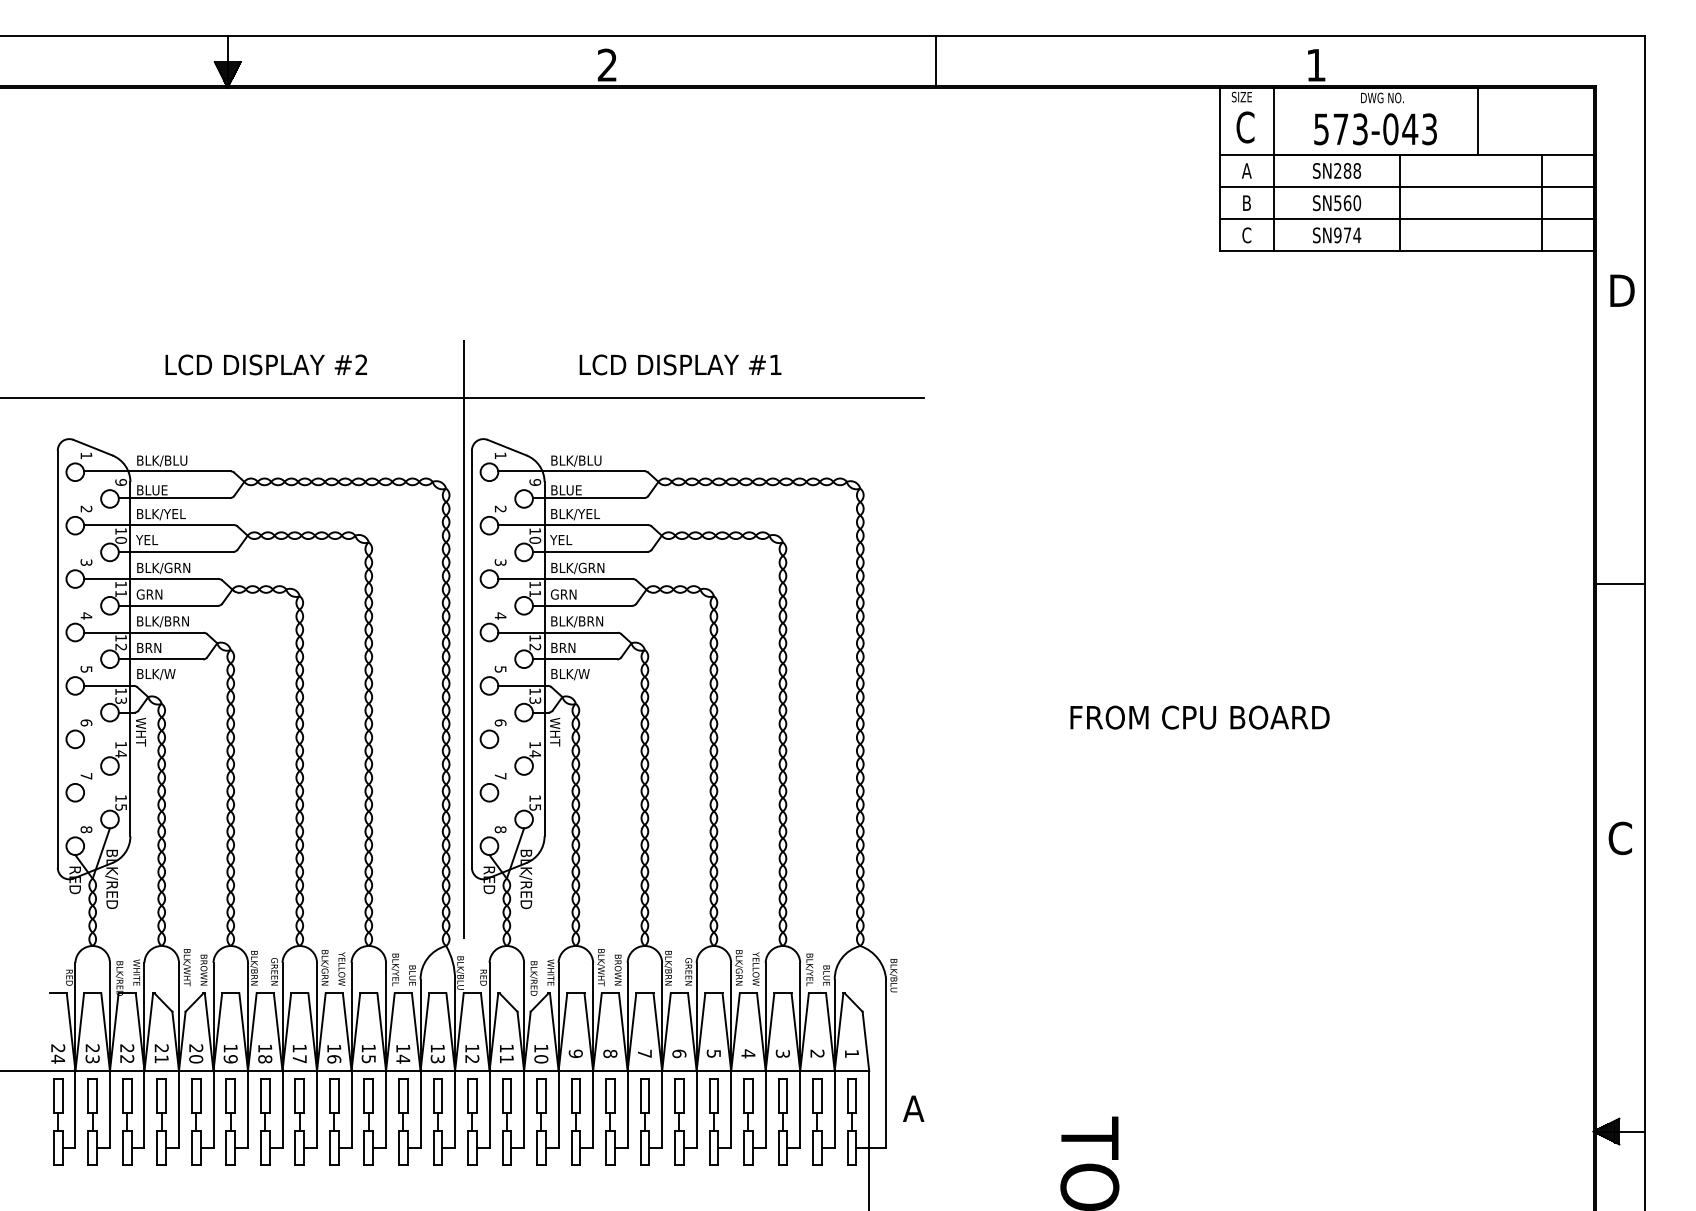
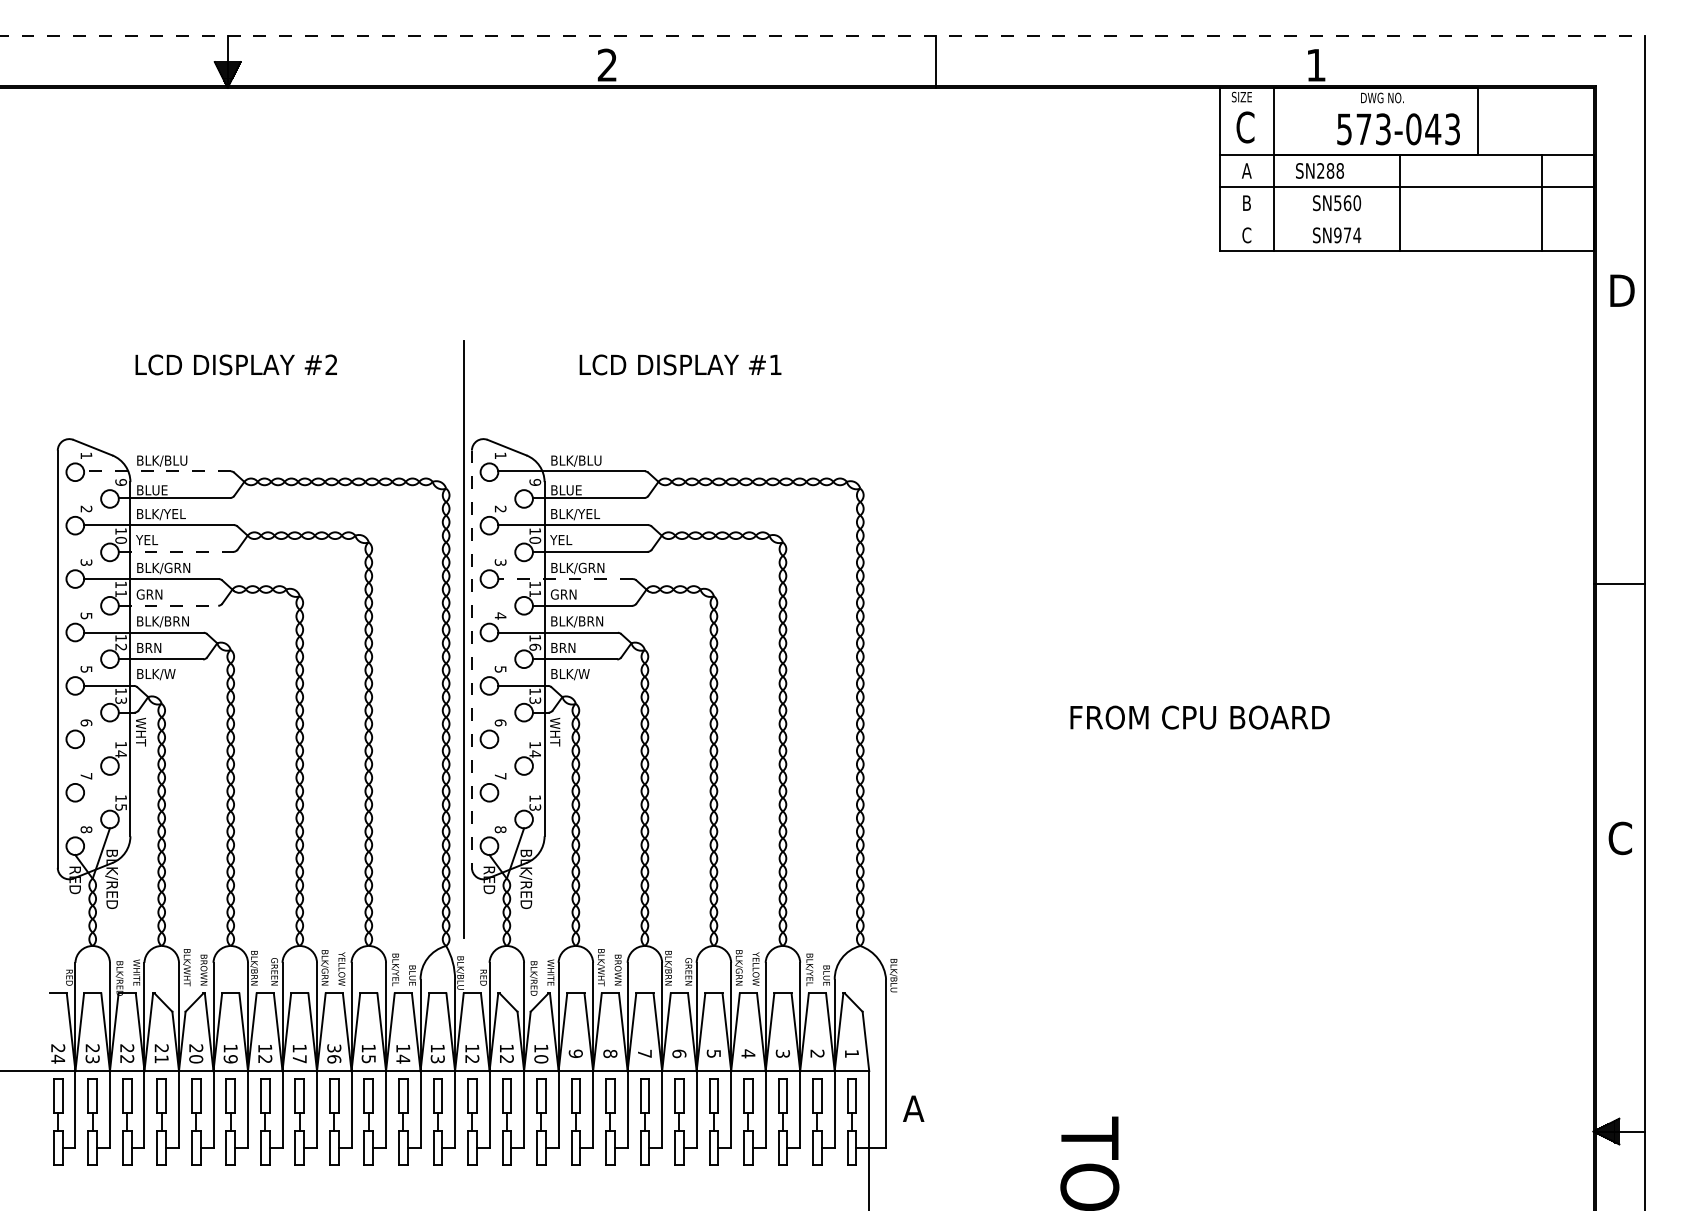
line: solid -> dashed (823, 36)
text position: (1375, 129) -> (1398, 129) (1398, 129)
text position: (1336, 170) -> (1319, 170) (1319, 170)
line: present -> none (1406, 219)
text position: (265, 364) -> (235, 364) (235, 364)
line: present -> none (463, 398)
line: solid -> dashed (156, 471)
line: solid -> dashed (176, 551)
line: solid -> dashed (565, 579)
line: solid -> dashed (168, 605)
text: 4 -> 5 (86, 615)
text: 12 -> 16 (535, 646)
line: solid -> dashed (471, 659)
text: 15 -> 13 (535, 807)
text: 16 -> 36 (334, 1048)
text: 18 -> 12 (265, 1059)
text: 11 -> 12 (506, 1059)
